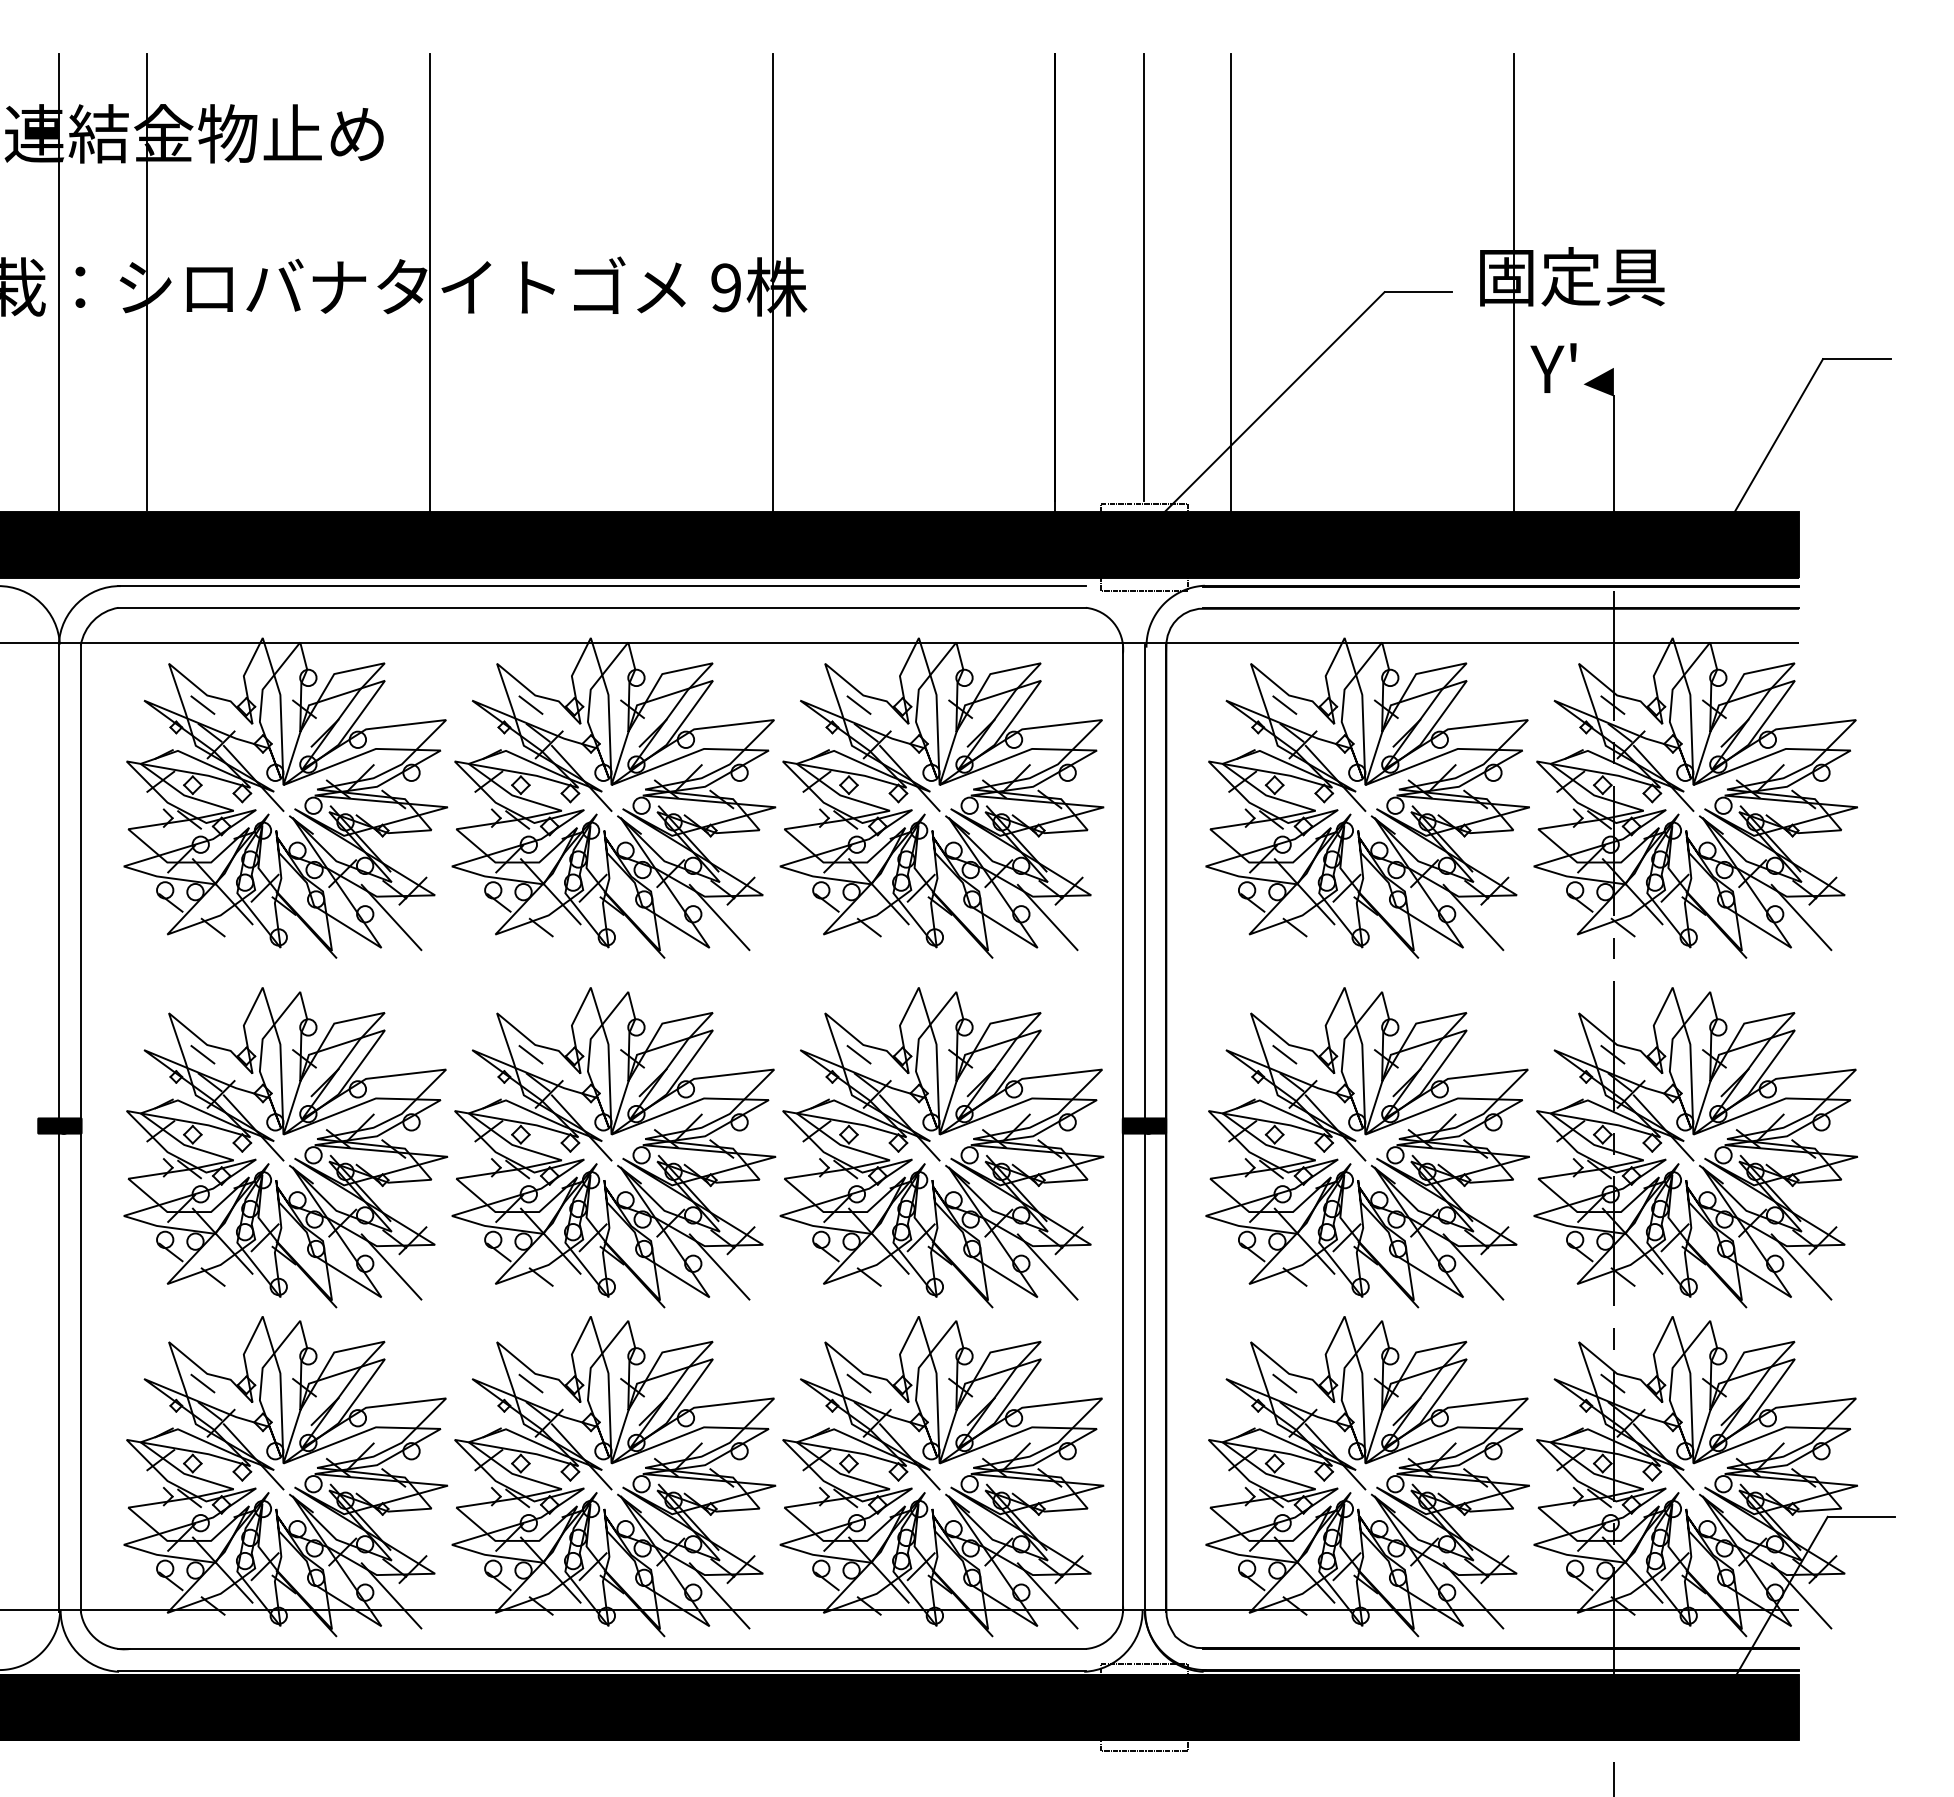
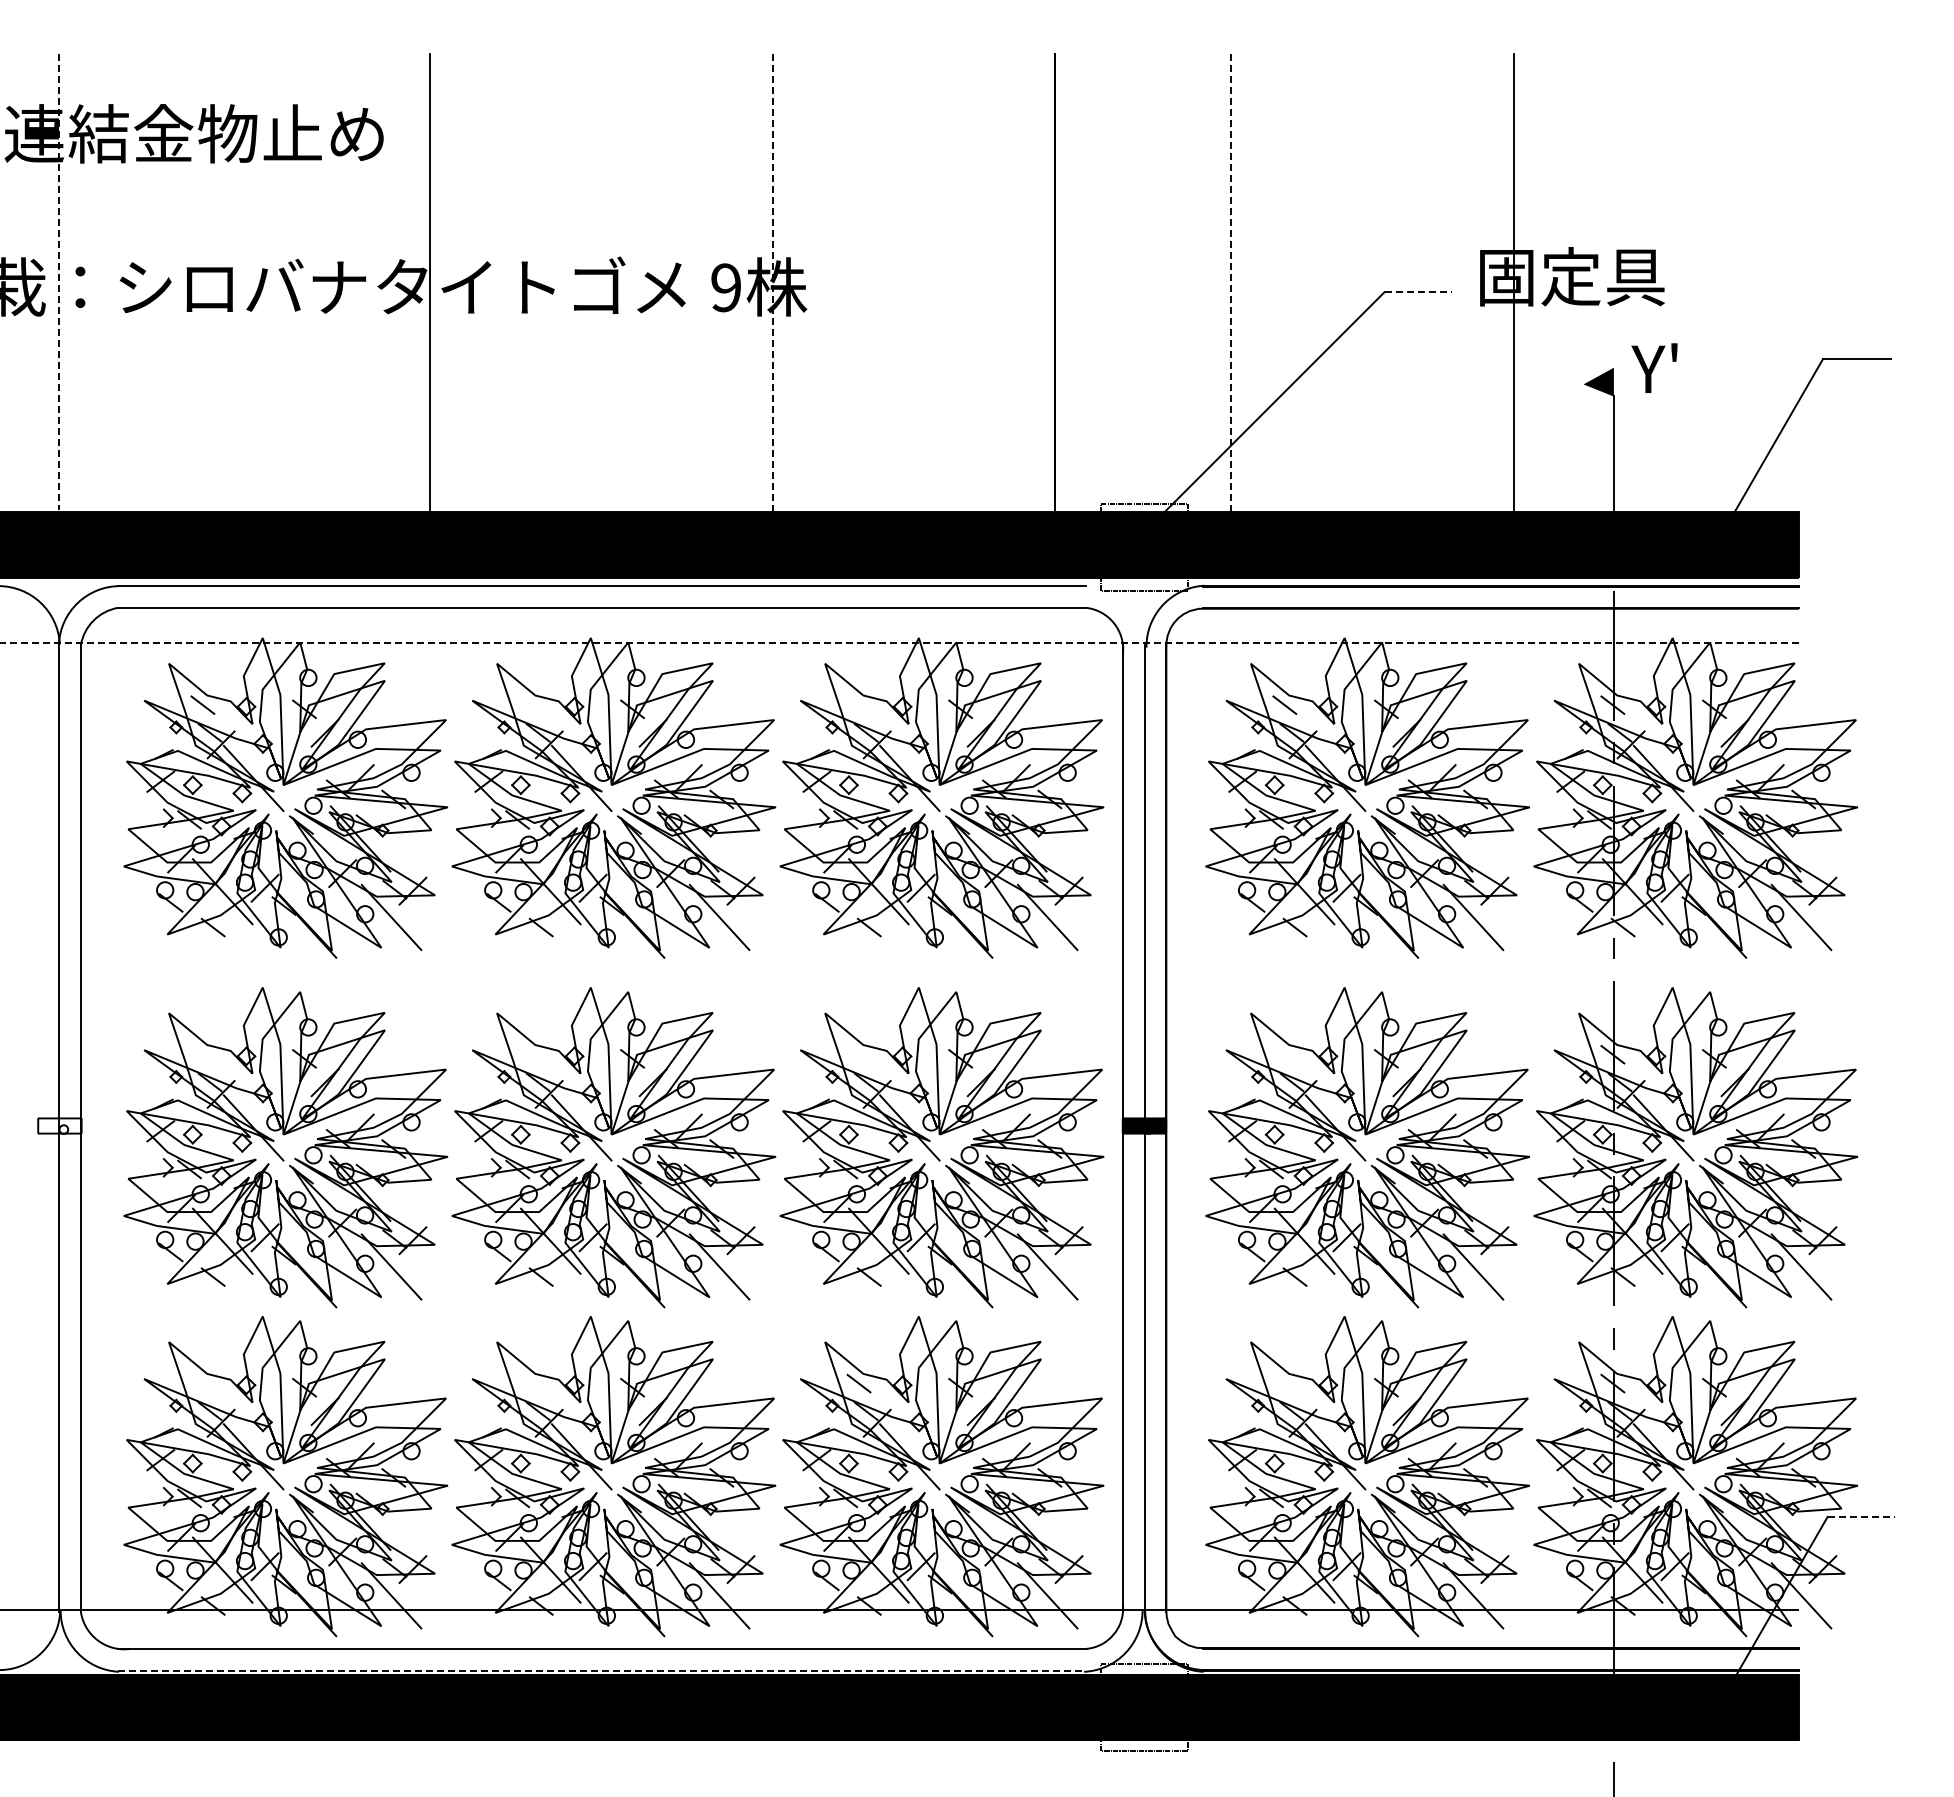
line: present -> none (1143, 277)
line: solid -> dashed (59, 281)
line: present -> none (146, 281)
line: solid -> dashed (772, 283)
line: solid -> dashed (1231, 283)
line: solid -> dashed (1418, 292)
text position: (1553, 367) -> (1654, 367) (1654, 367)
line: solid -> dashed (899, 642)
line: present -> none (530, 704)
line: present -> none (858, 704)
line: present -> none (202, 1054)
line: present -> none (530, 1054)
line: present -> none (858, 1054)
line: present -> none (1284, 1054)
fill: present -> none (59, 1125)
line: present -> none (202, 1383)
line: present -> none (530, 1383)
line: present -> none (1284, 1383)
line: solid -> dashed (1861, 1516)
line: solid -> dashed (602, 1670)
